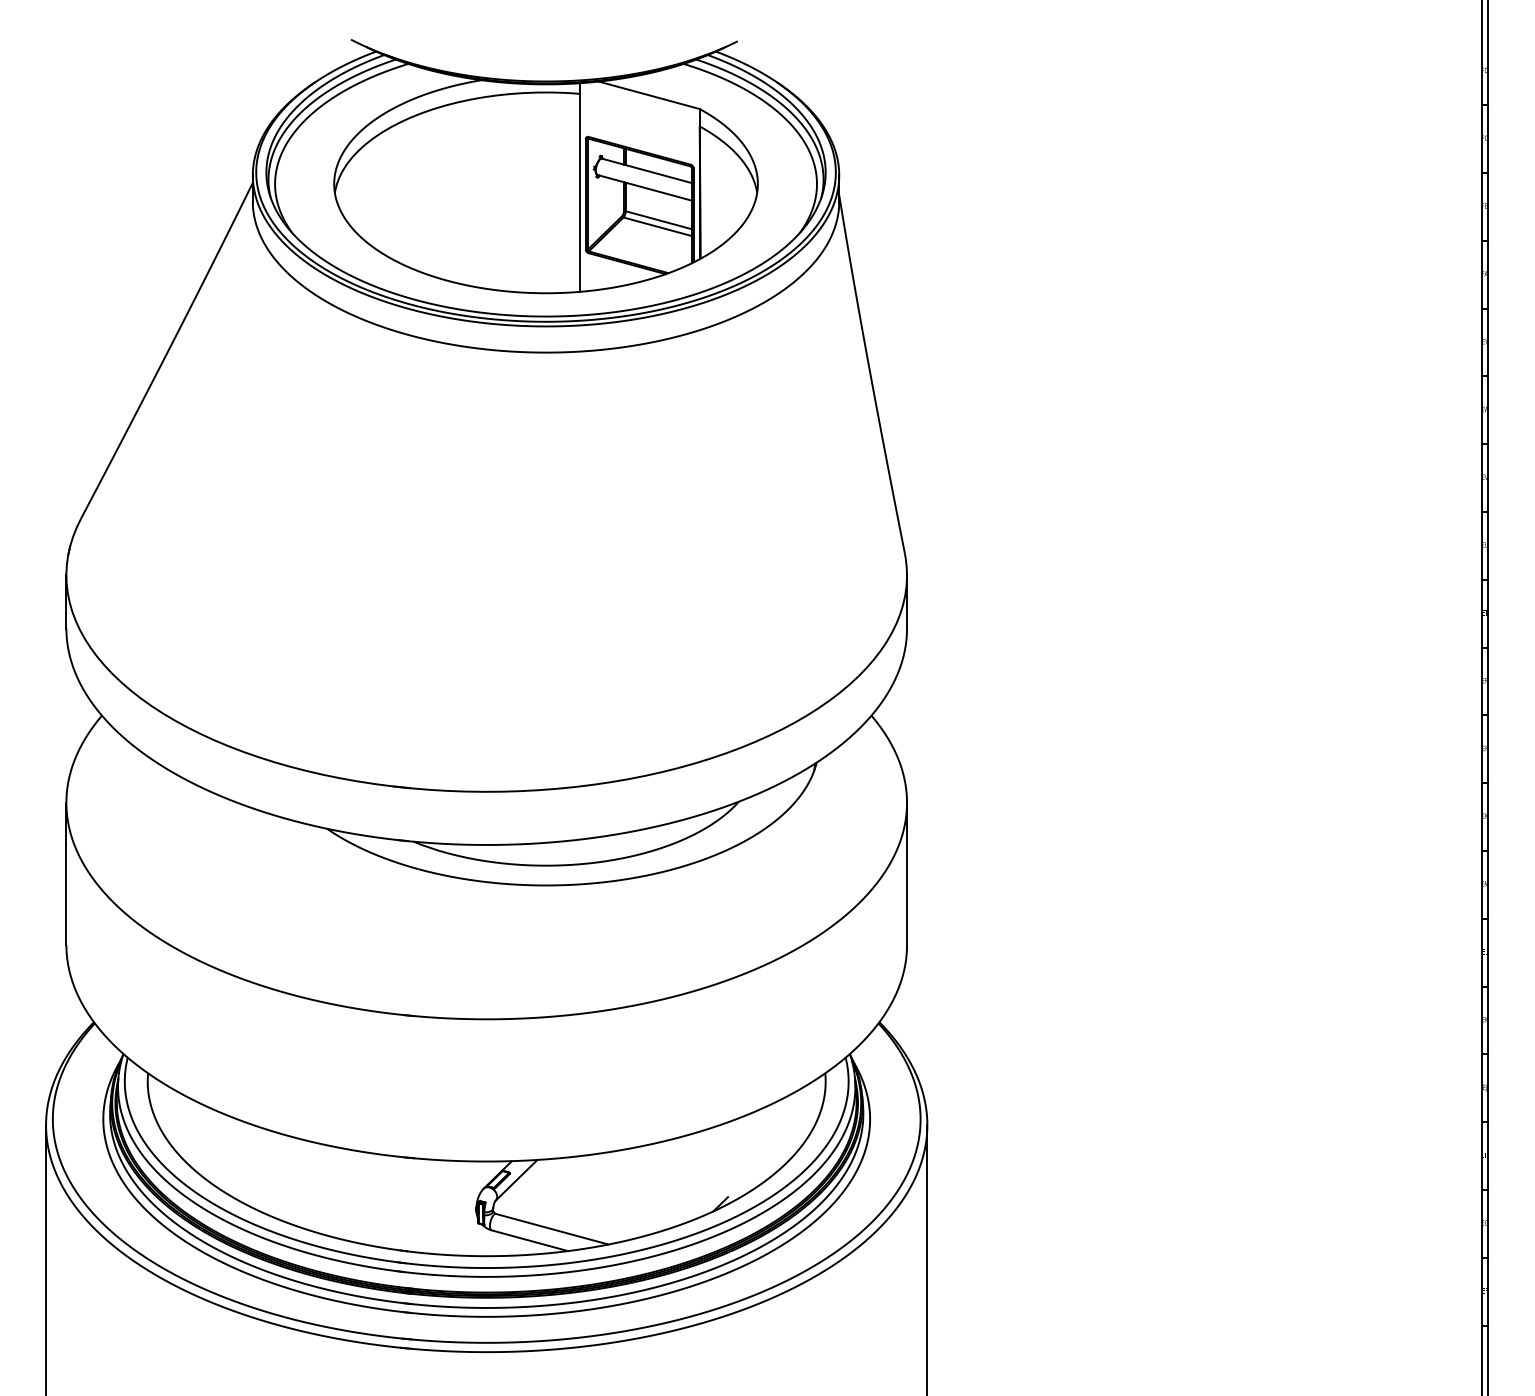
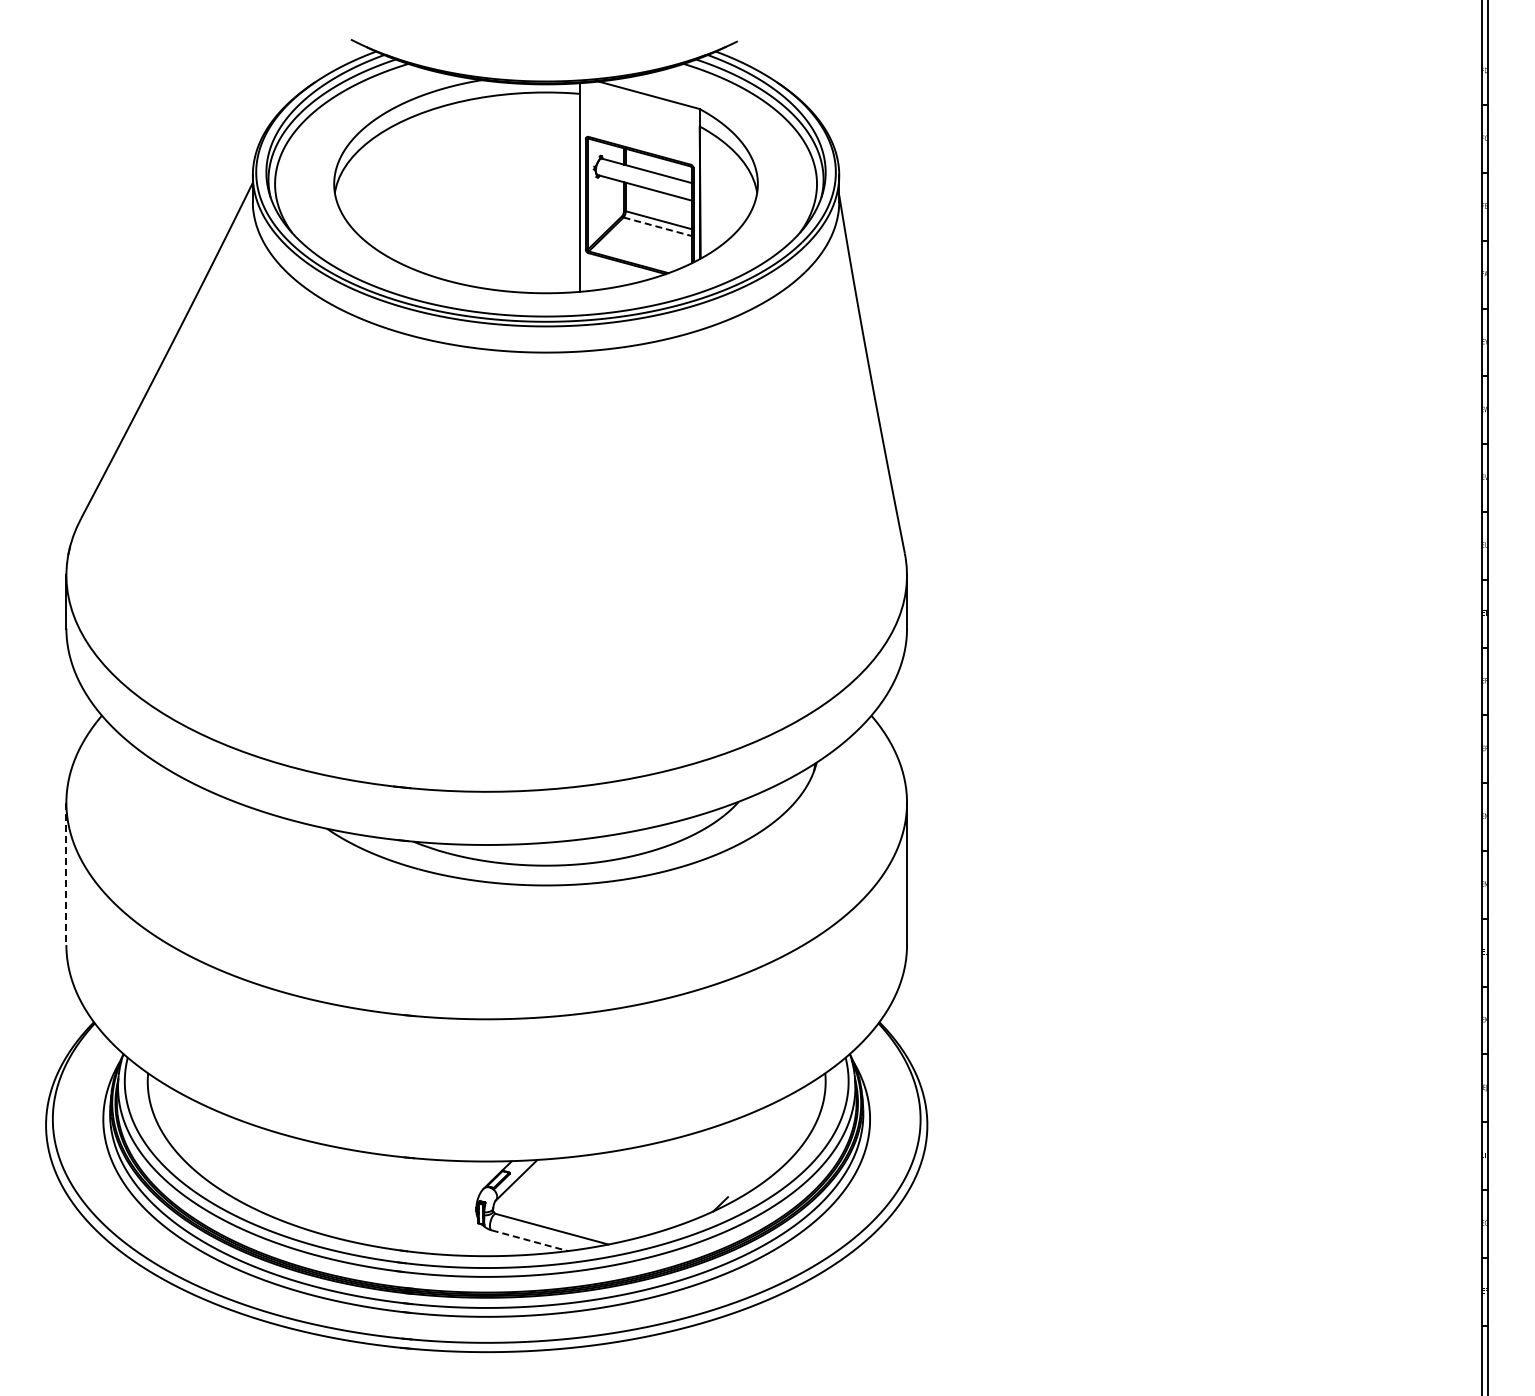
line: solid -> dashed (658, 226)
line: solid -> dashed (66, 874)
line: solid -> dashed (529, 1240)
line: present -> none (46, 1258)
line: present -> none (927, 1258)
